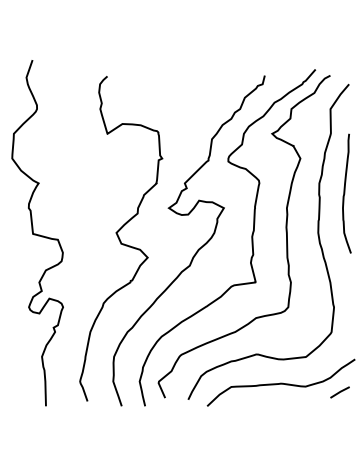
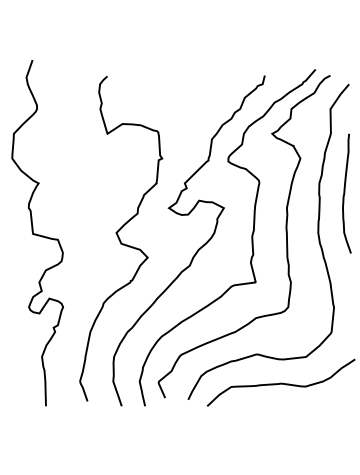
line: present -> none (339, 392)
